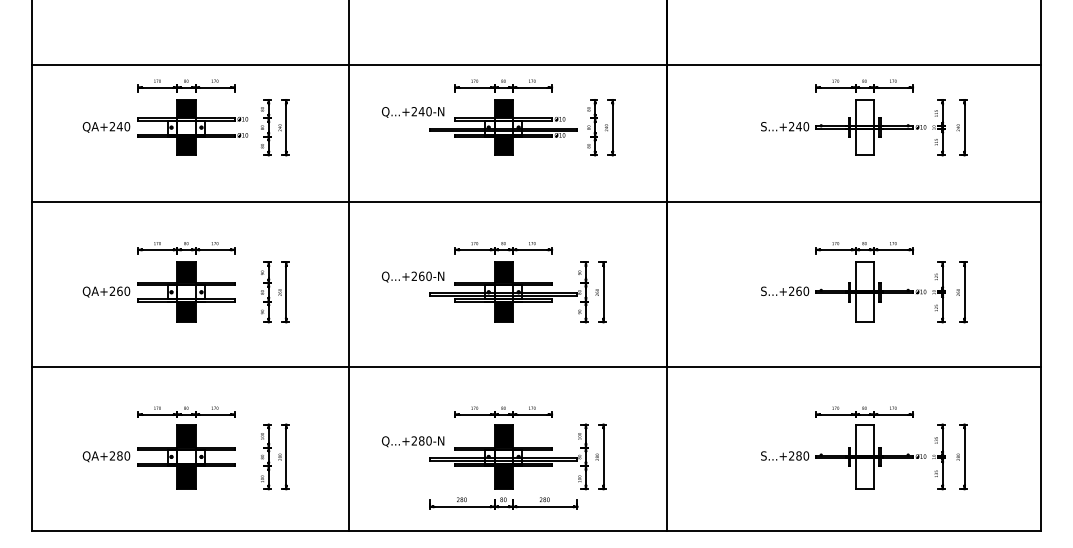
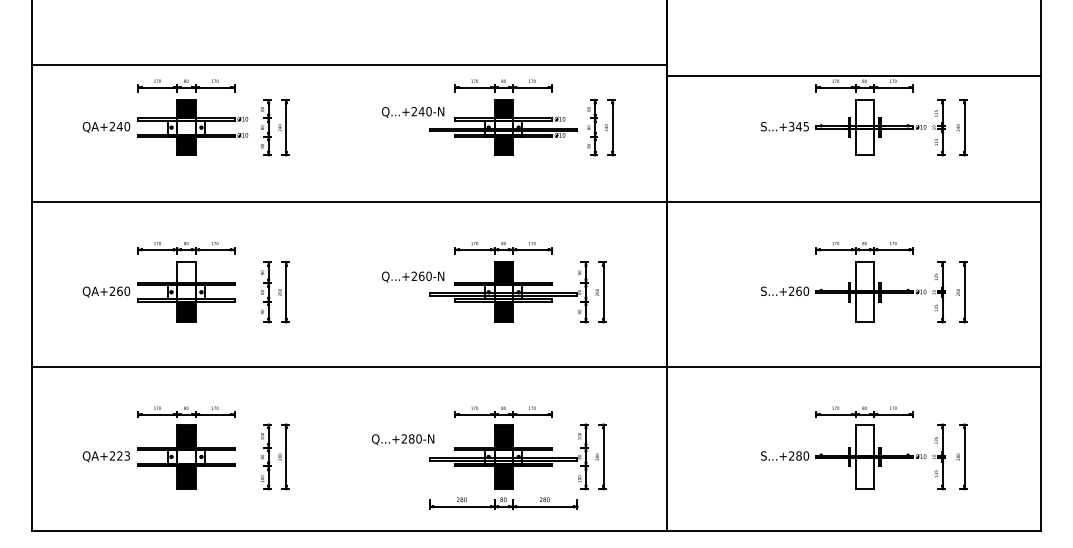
line position: (853, 65) -> (853, 76) (853, 76)
text: S...+240 -> S...+345 (799, 126)
line: present -> none (349, 266)
fill: present -> none (186, 272)
text position: (413, 441) -> (403, 439) (403, 439)
text: QA+280 -> QA+223 (123, 455)
